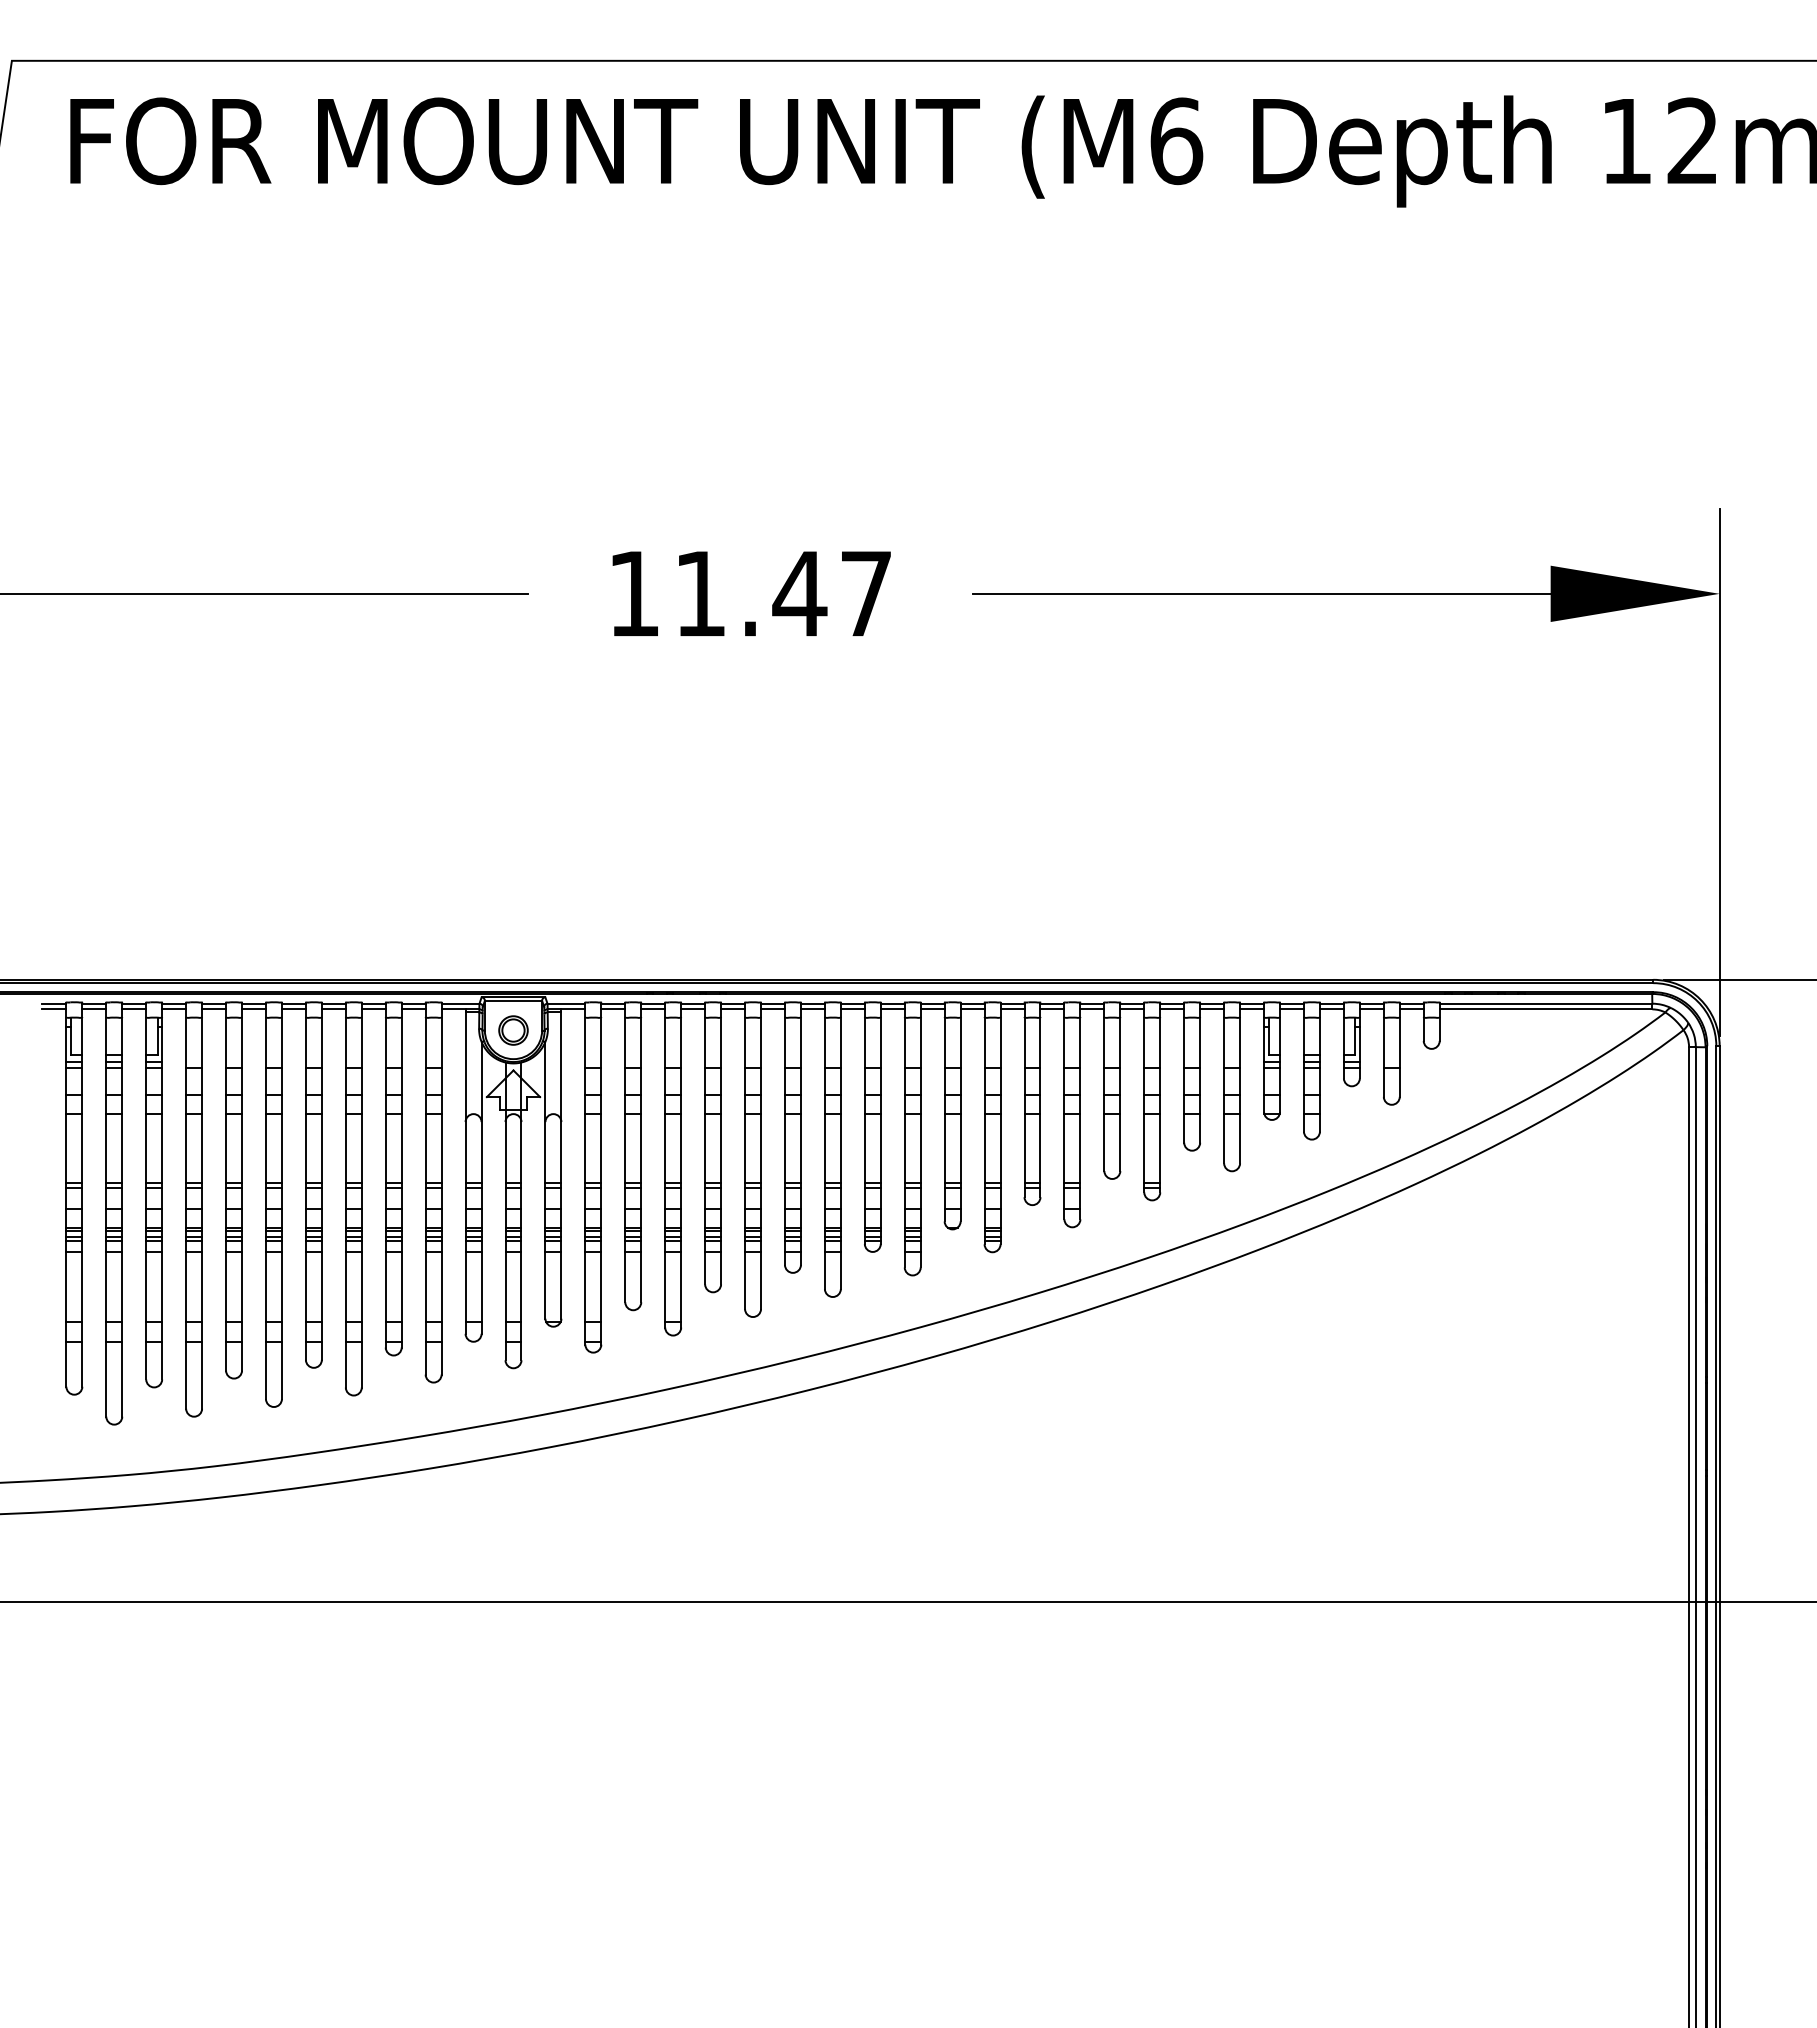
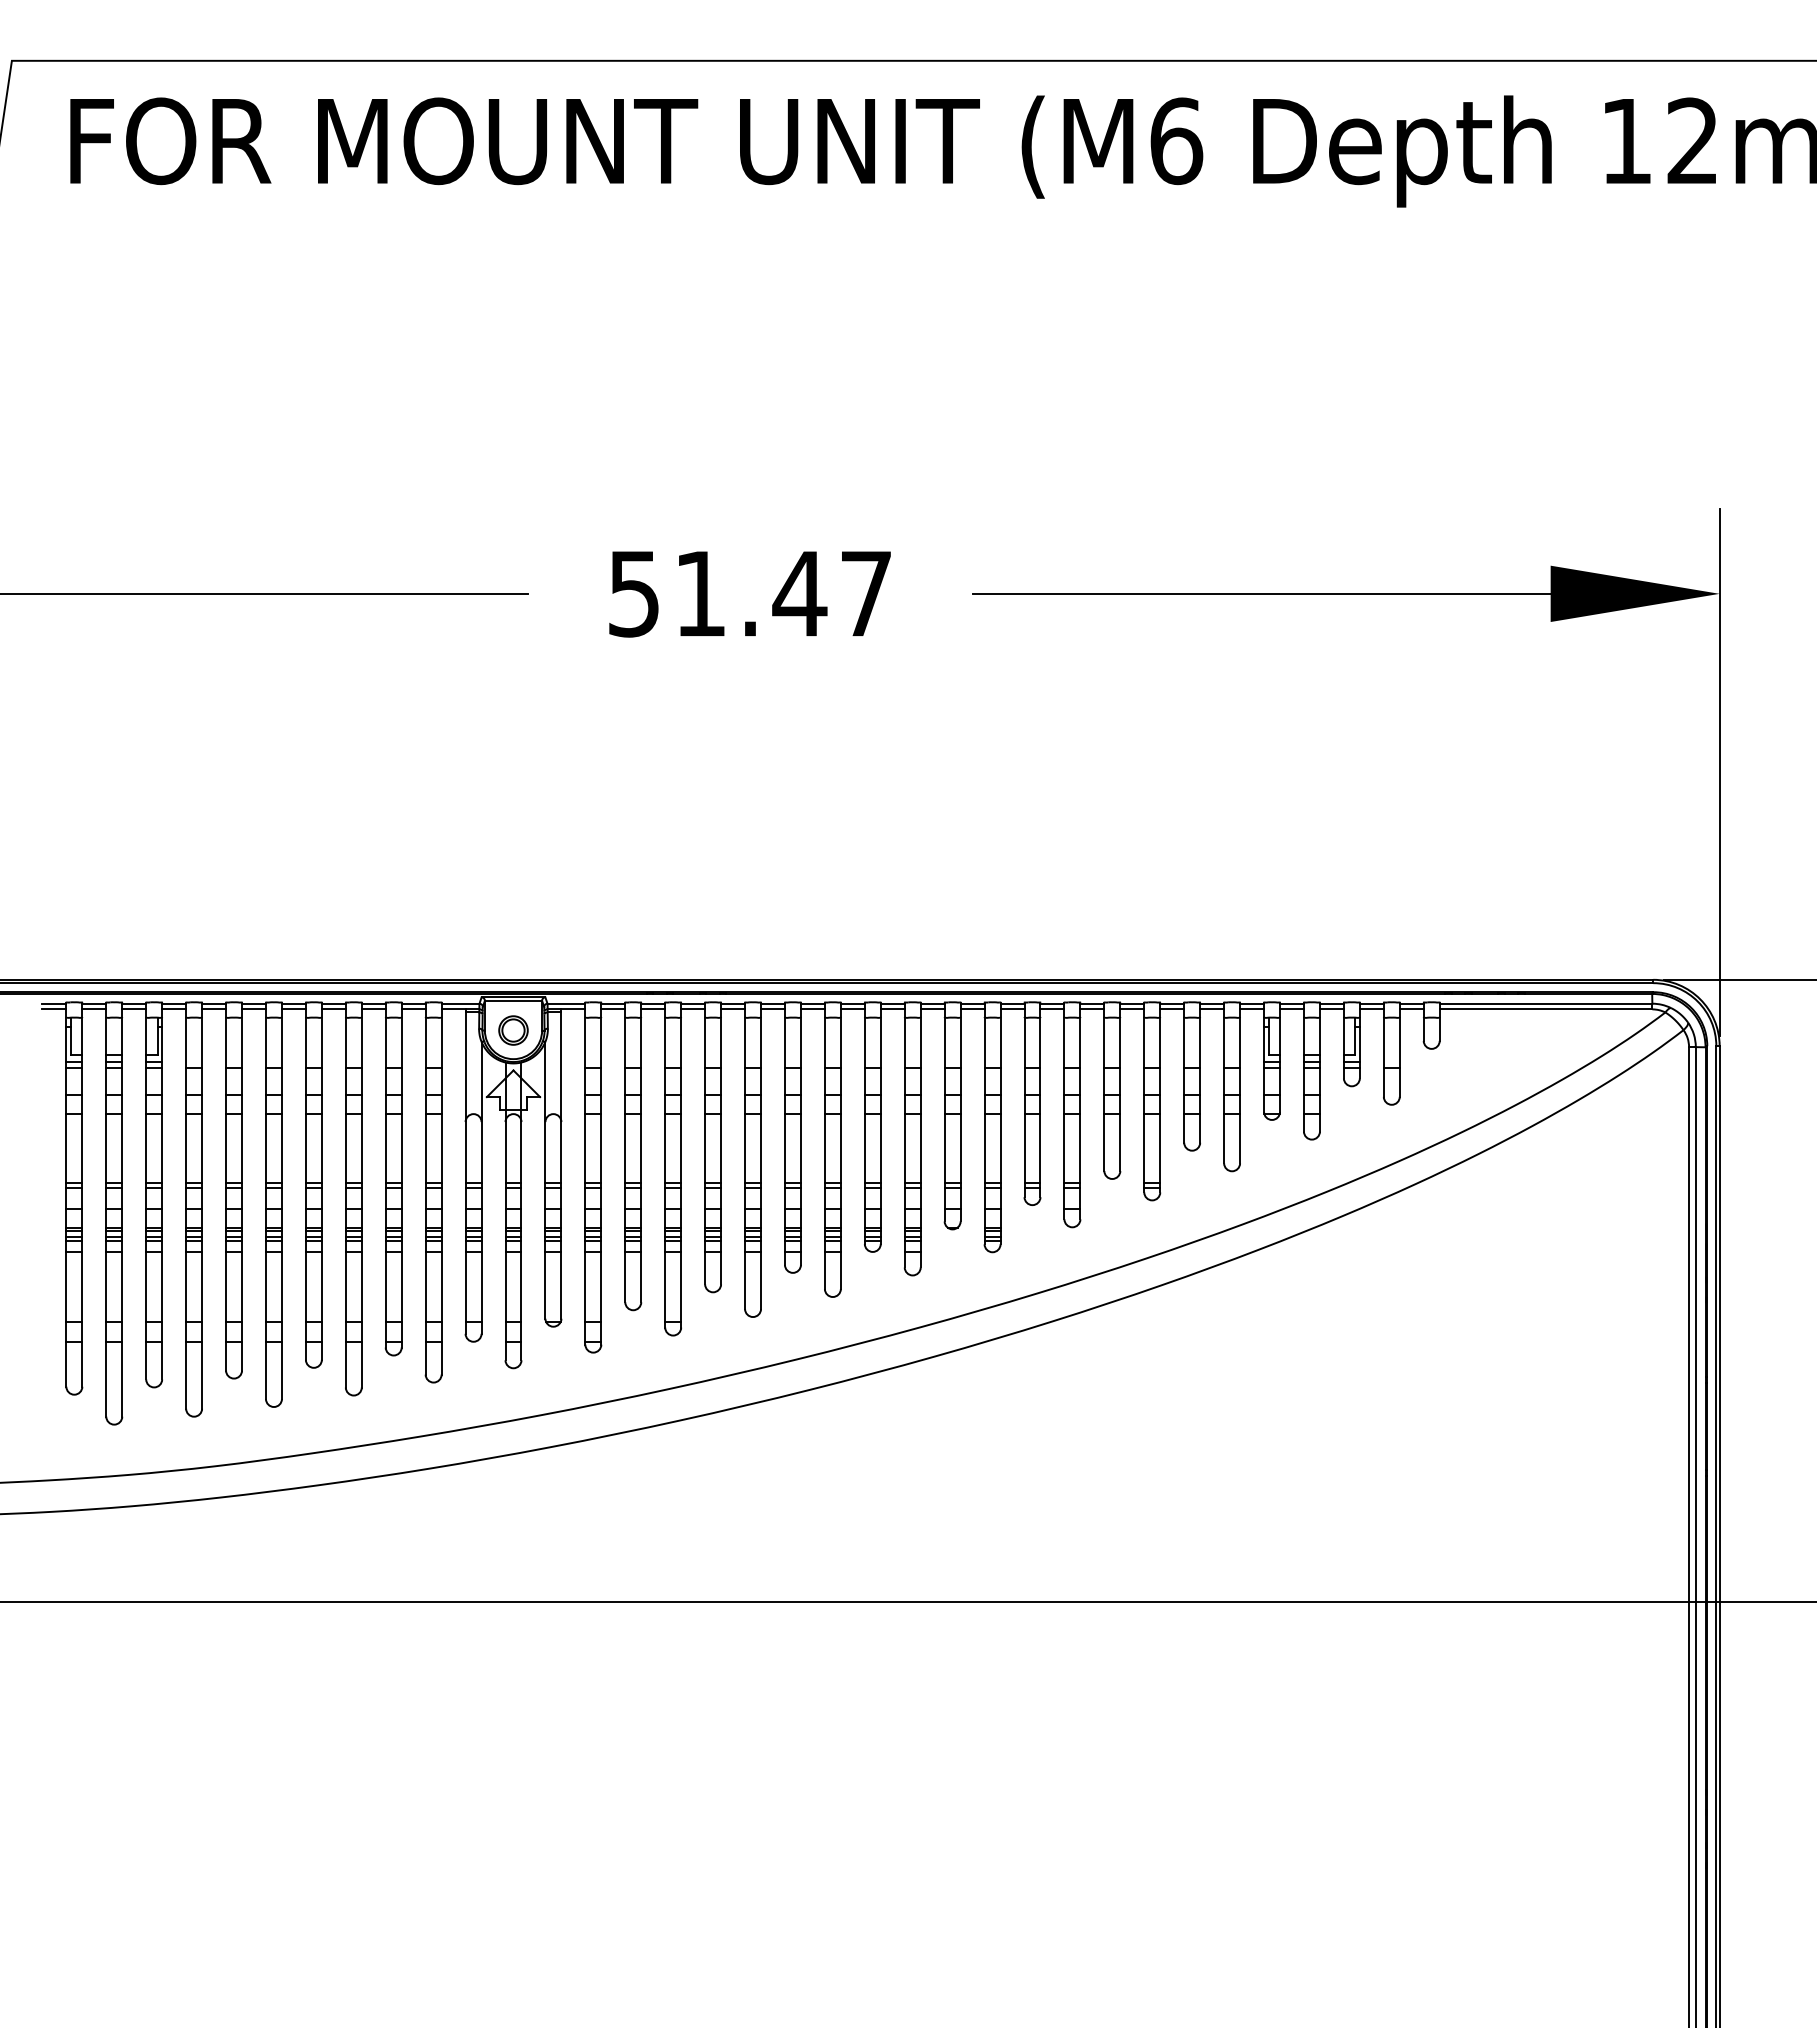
text: 11.47 -> 51.47 (633, 594)
